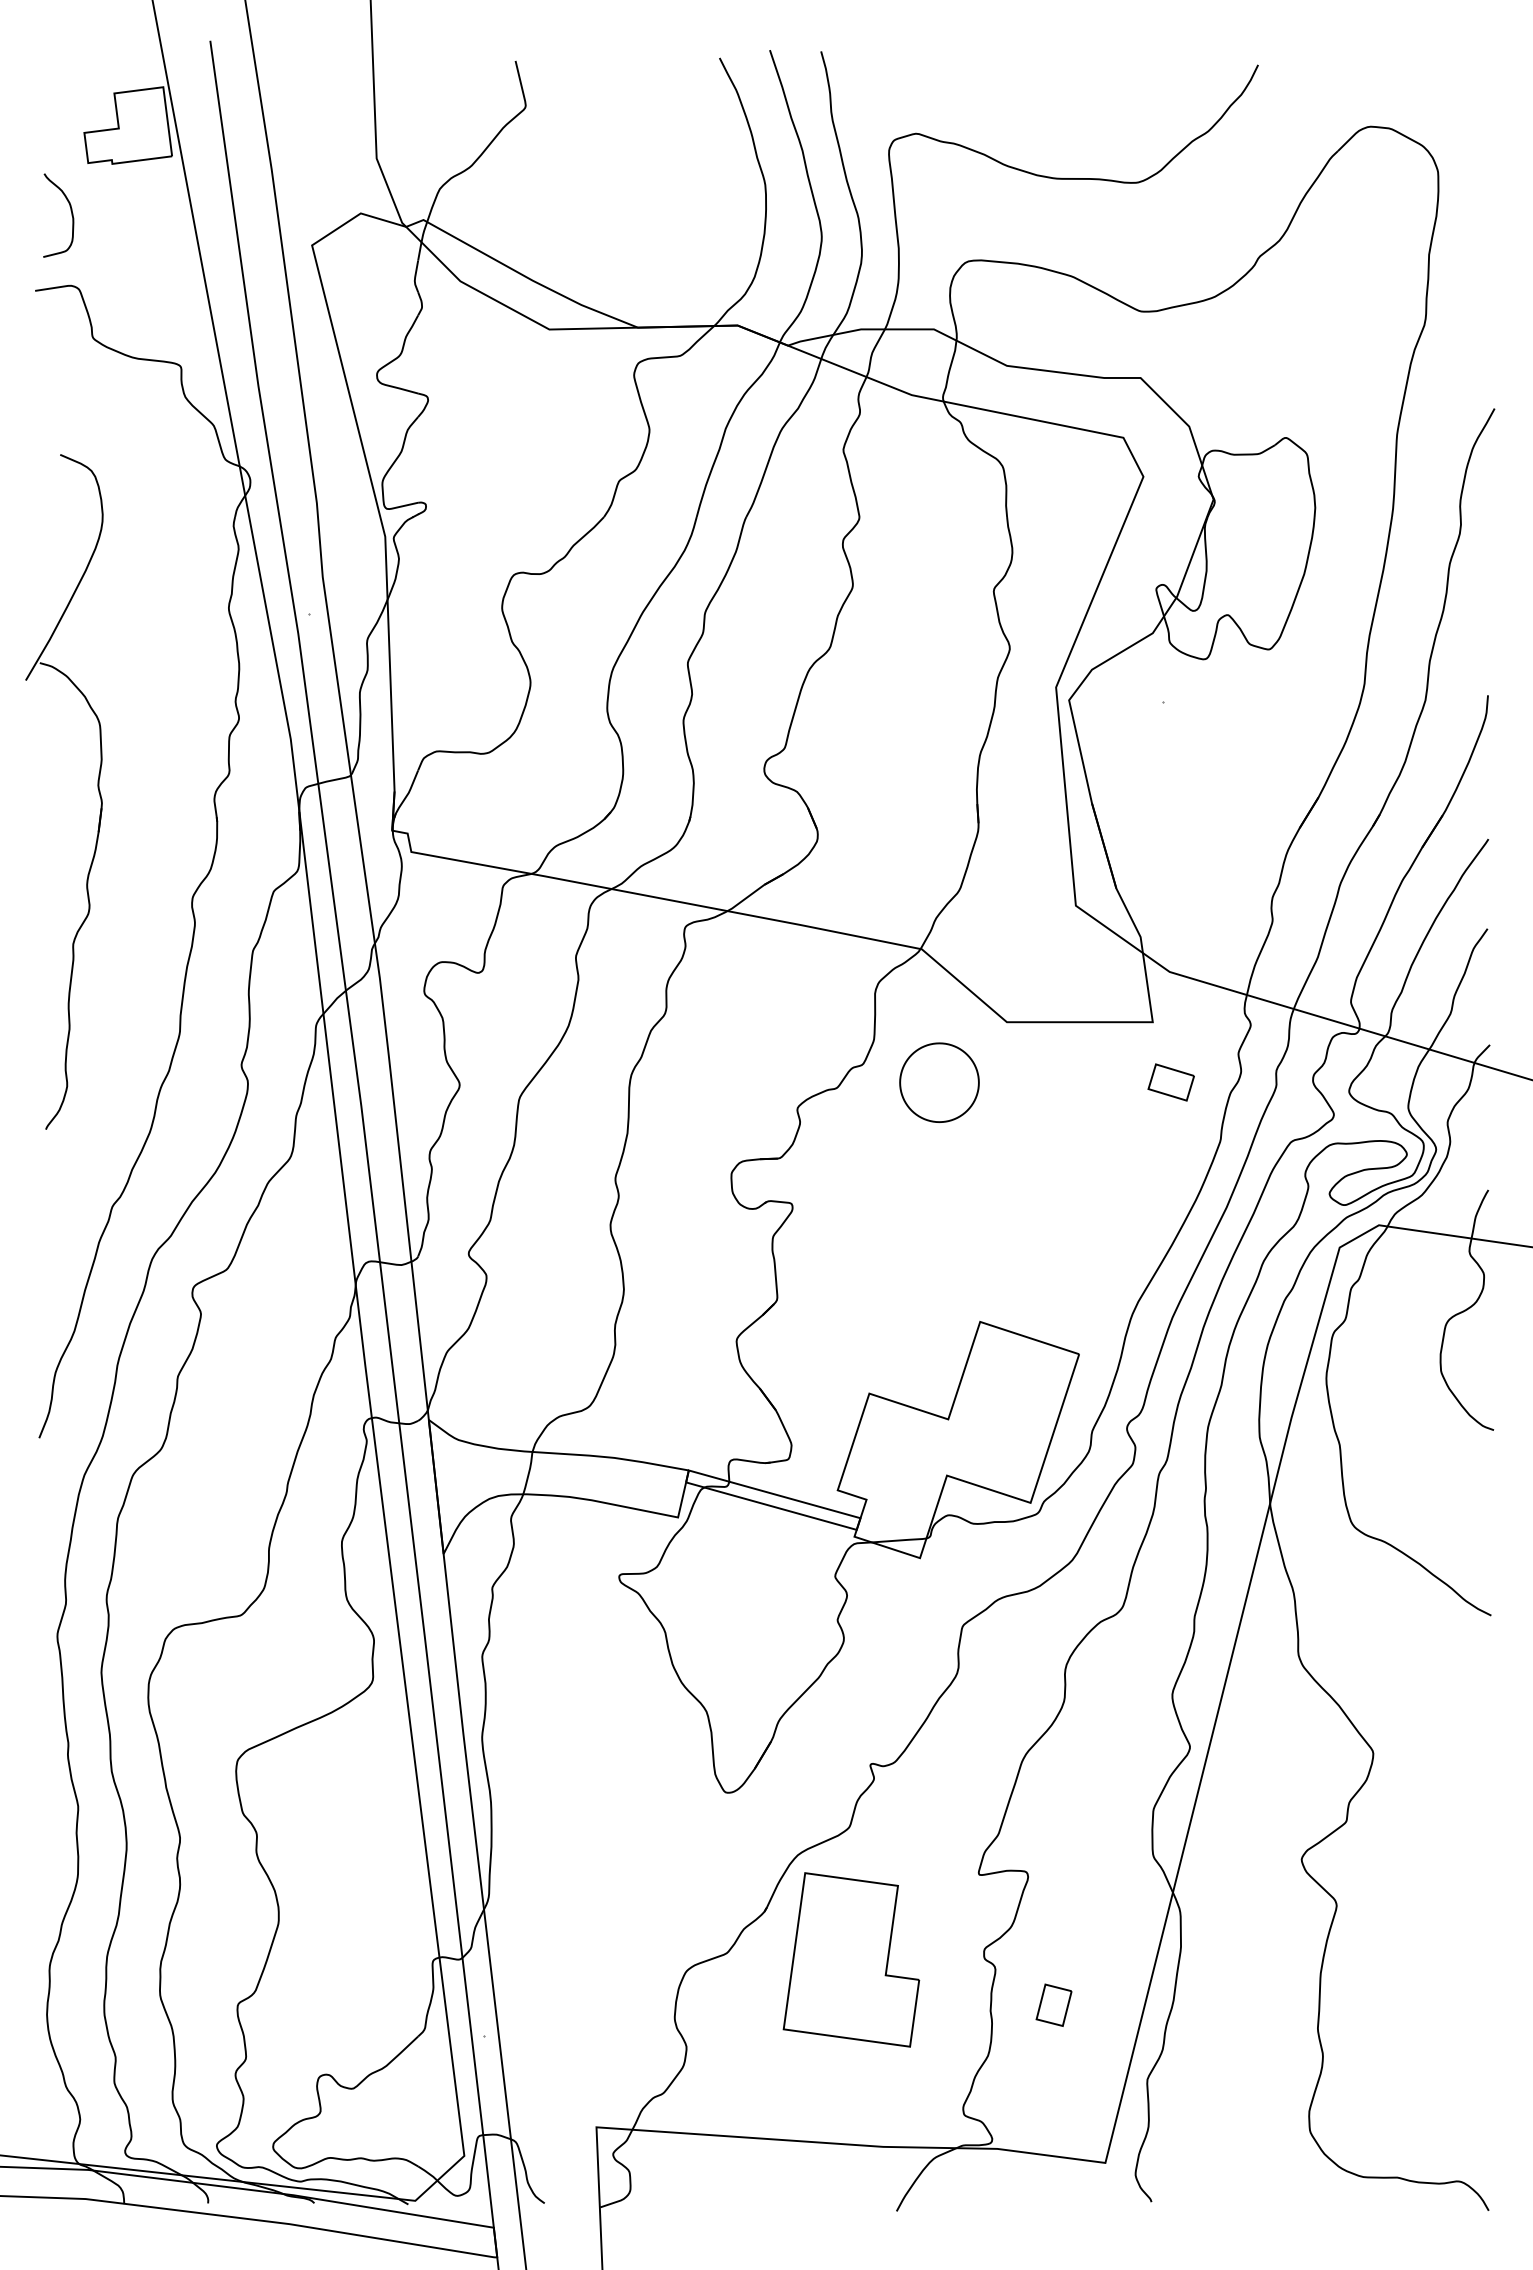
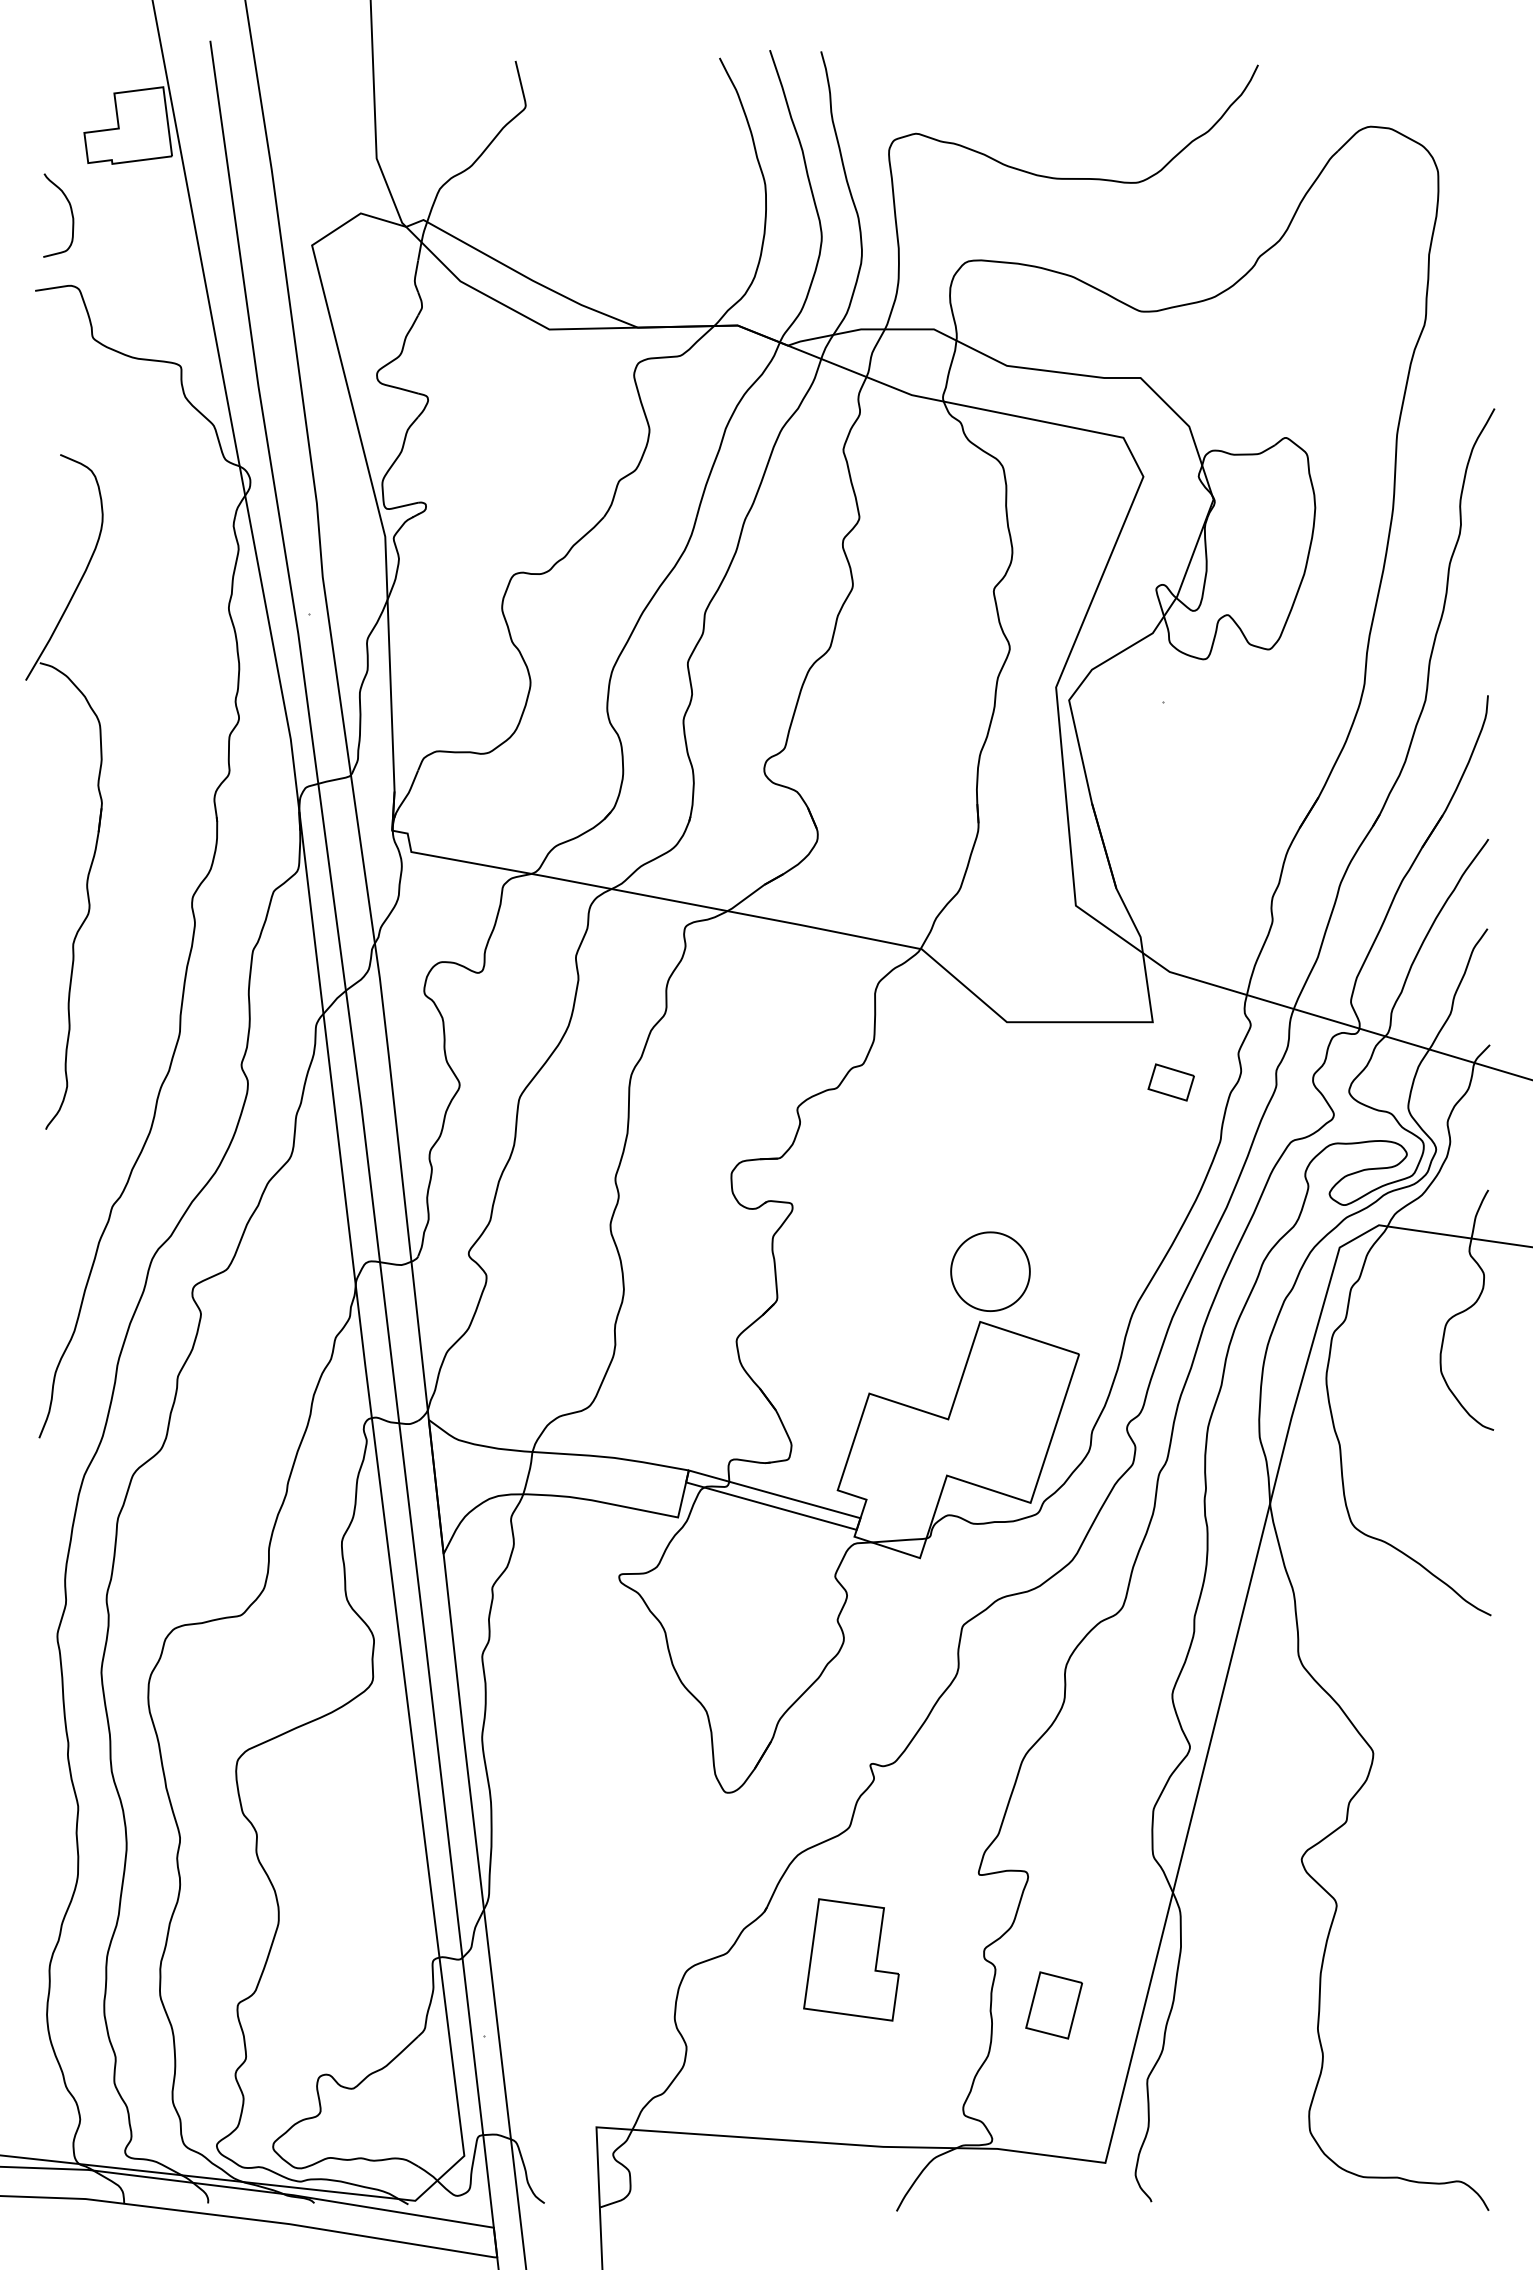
part position: (939, 1082) -> (990, 1271) (990, 1271)
part size: 139x176 px -> 97x124 px (851, 1959)
part size: 38x44 px -> 58x69 px (1053, 2005)
